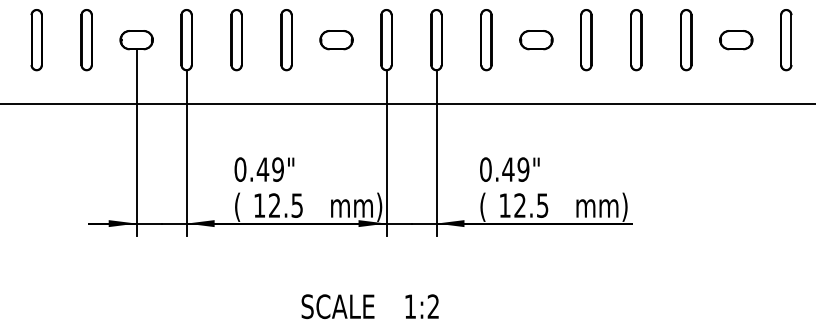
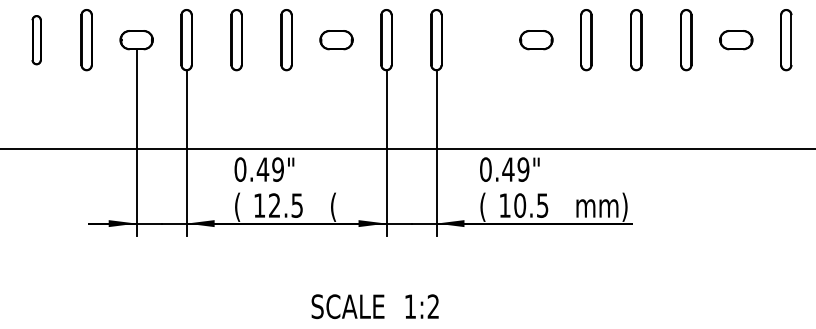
part size: 13x63 px -> 11x51 px (36, 40)
part: present -> none (486, 40)
line position: (407, 103) -> (407, 148) (407, 148)
text: 12.5 -> 10.5 (520, 205)
text: mm) -> ( (356, 206)
text position: (337, 306) -> (347, 306) (347, 306)
